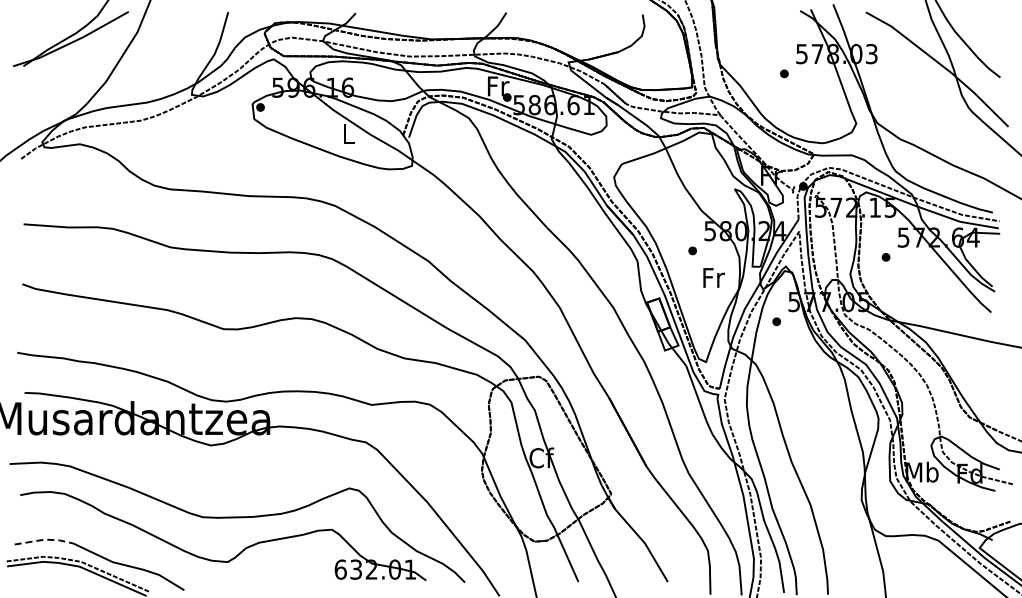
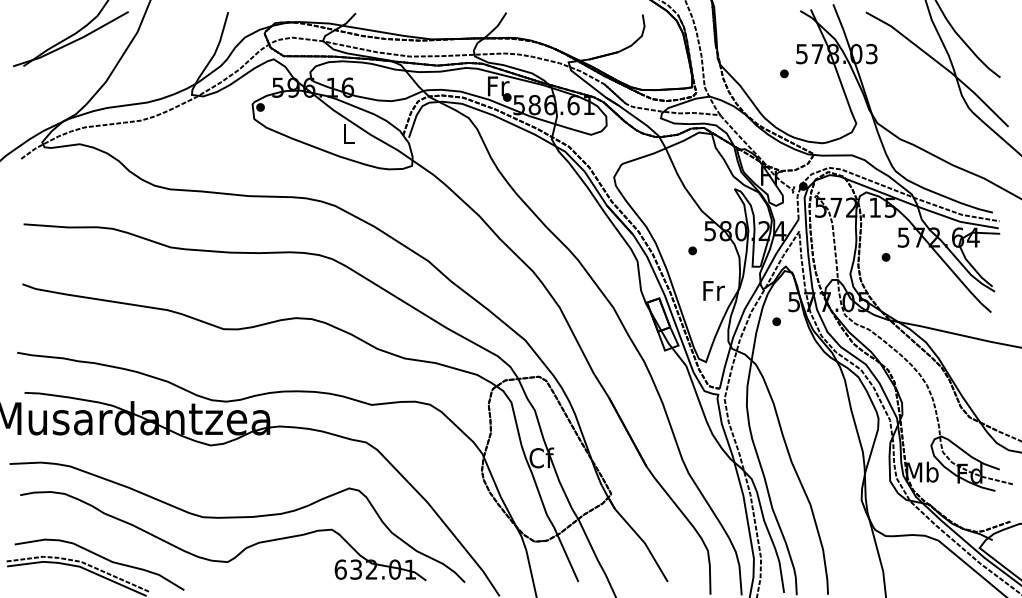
text position: (713, 277) -> (713, 290) (713, 290)
line: dashed -> solid (44, 539)
